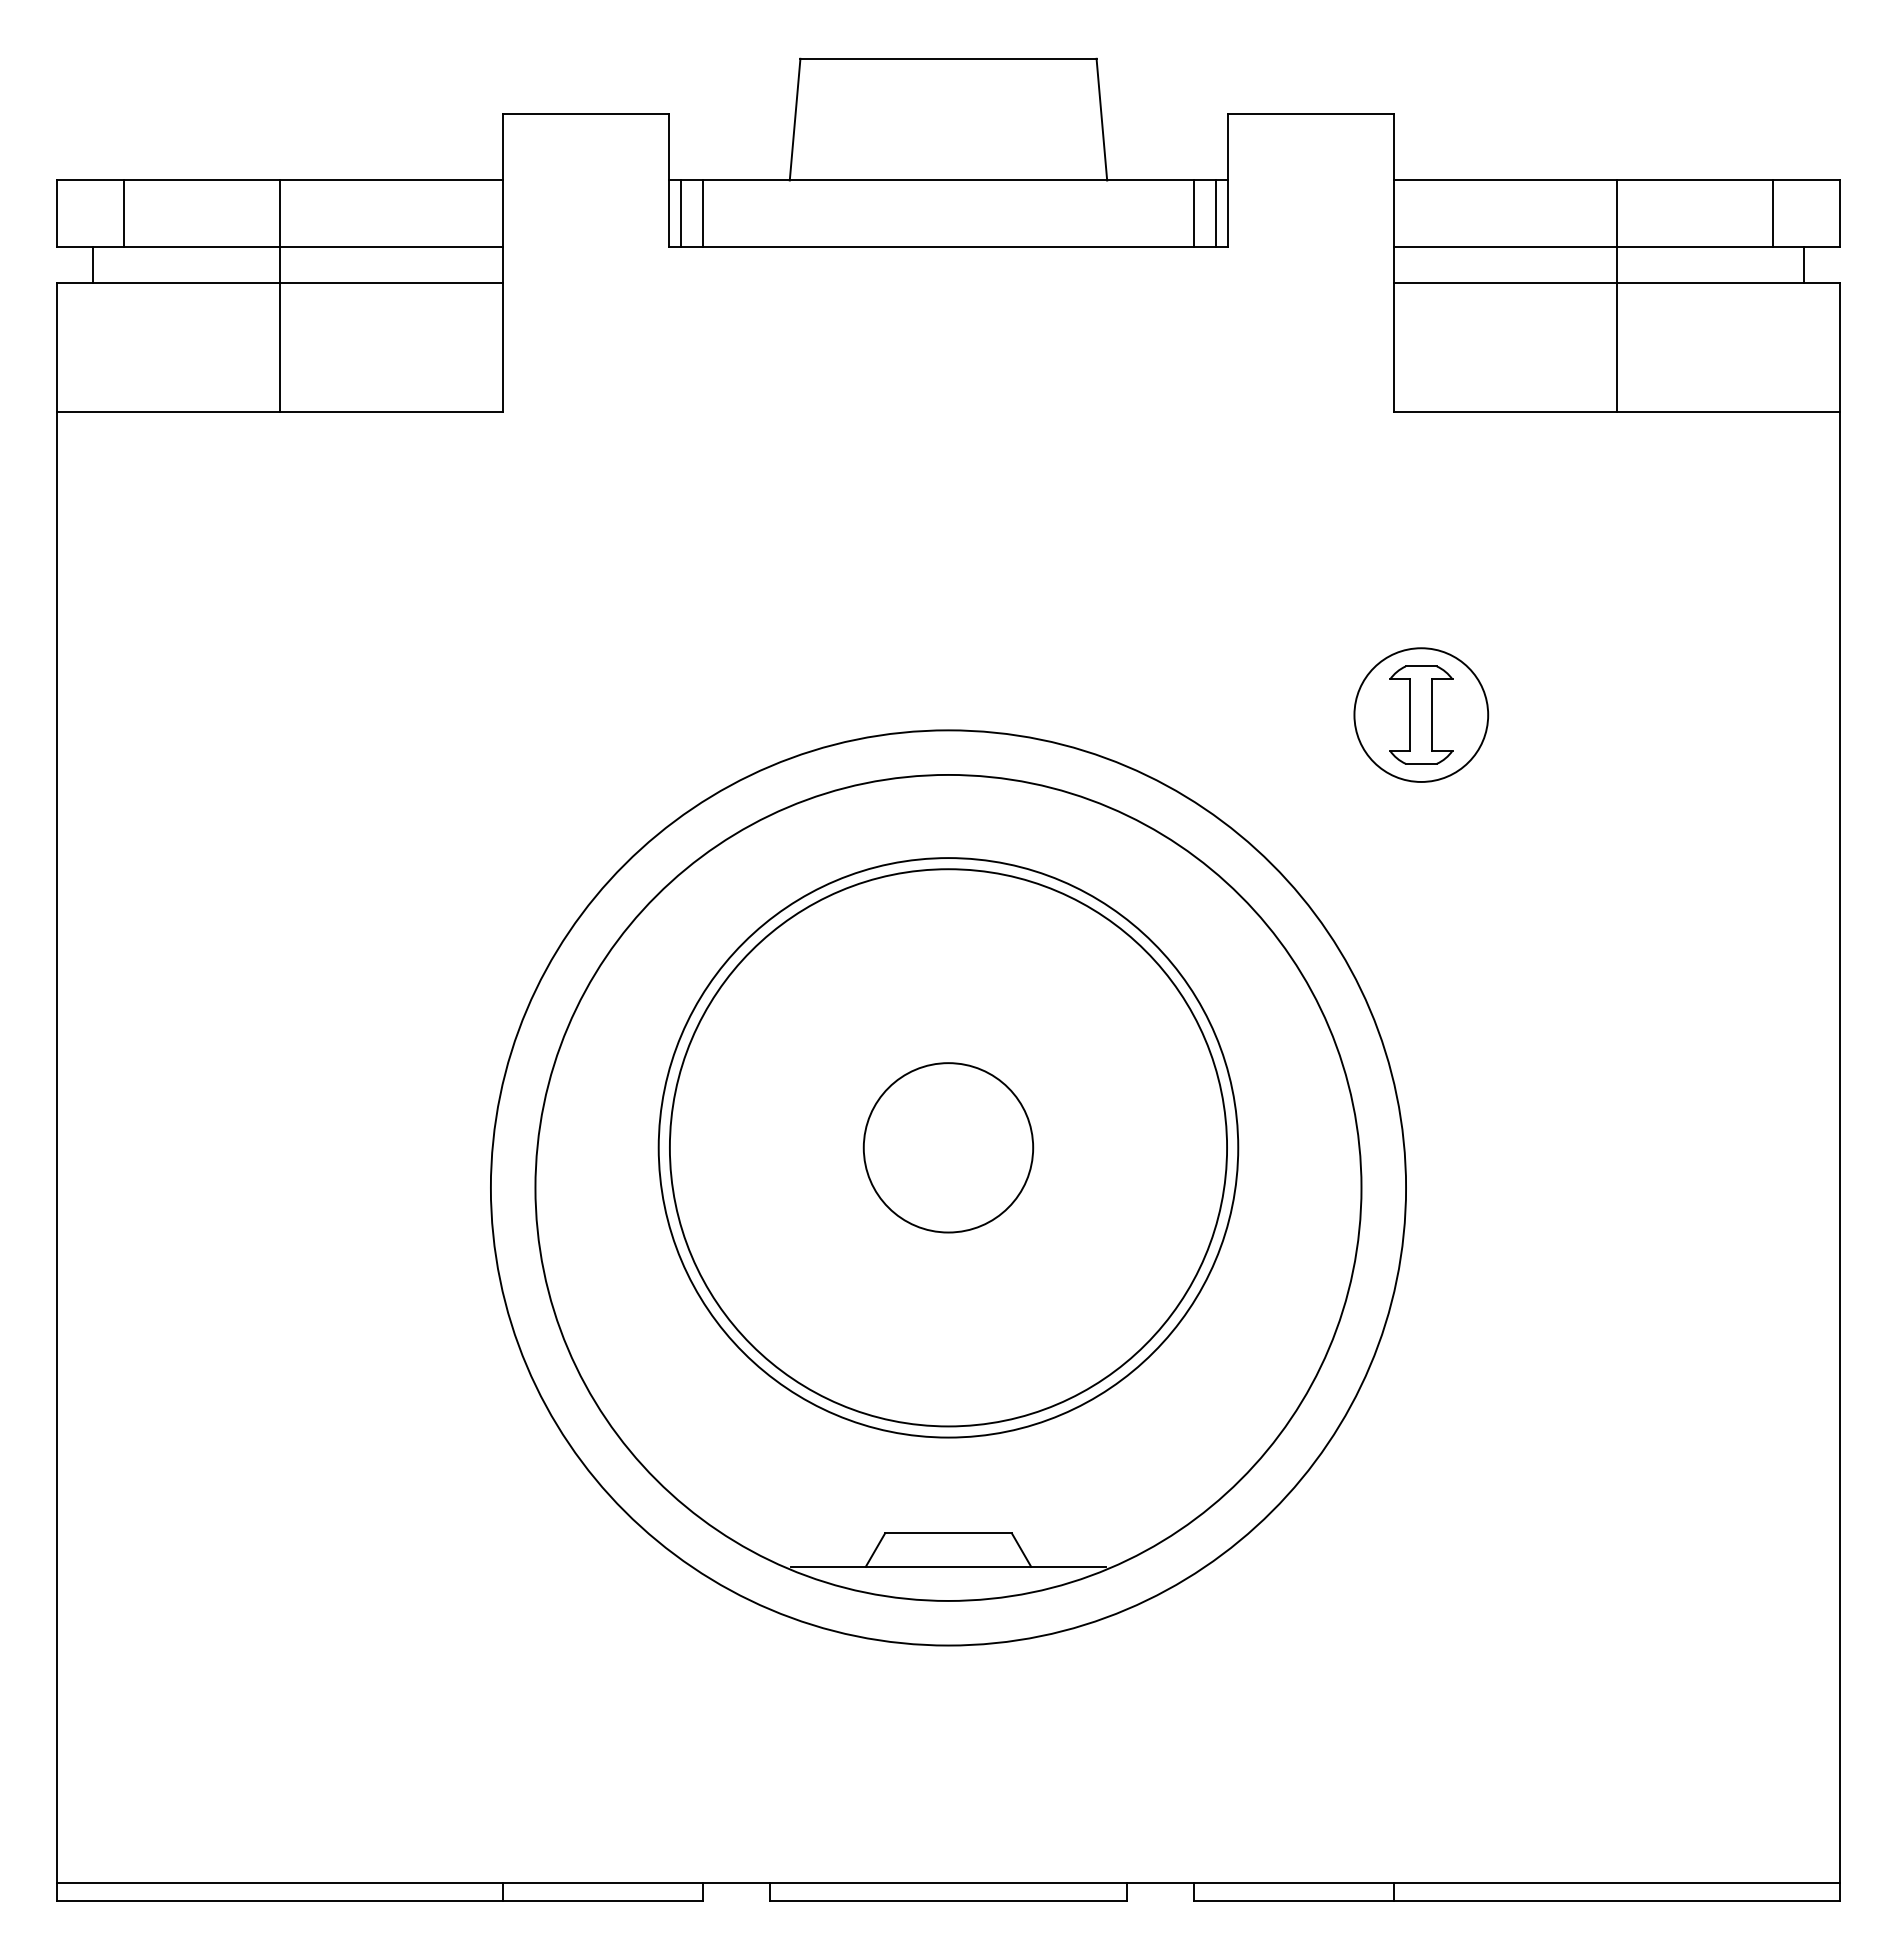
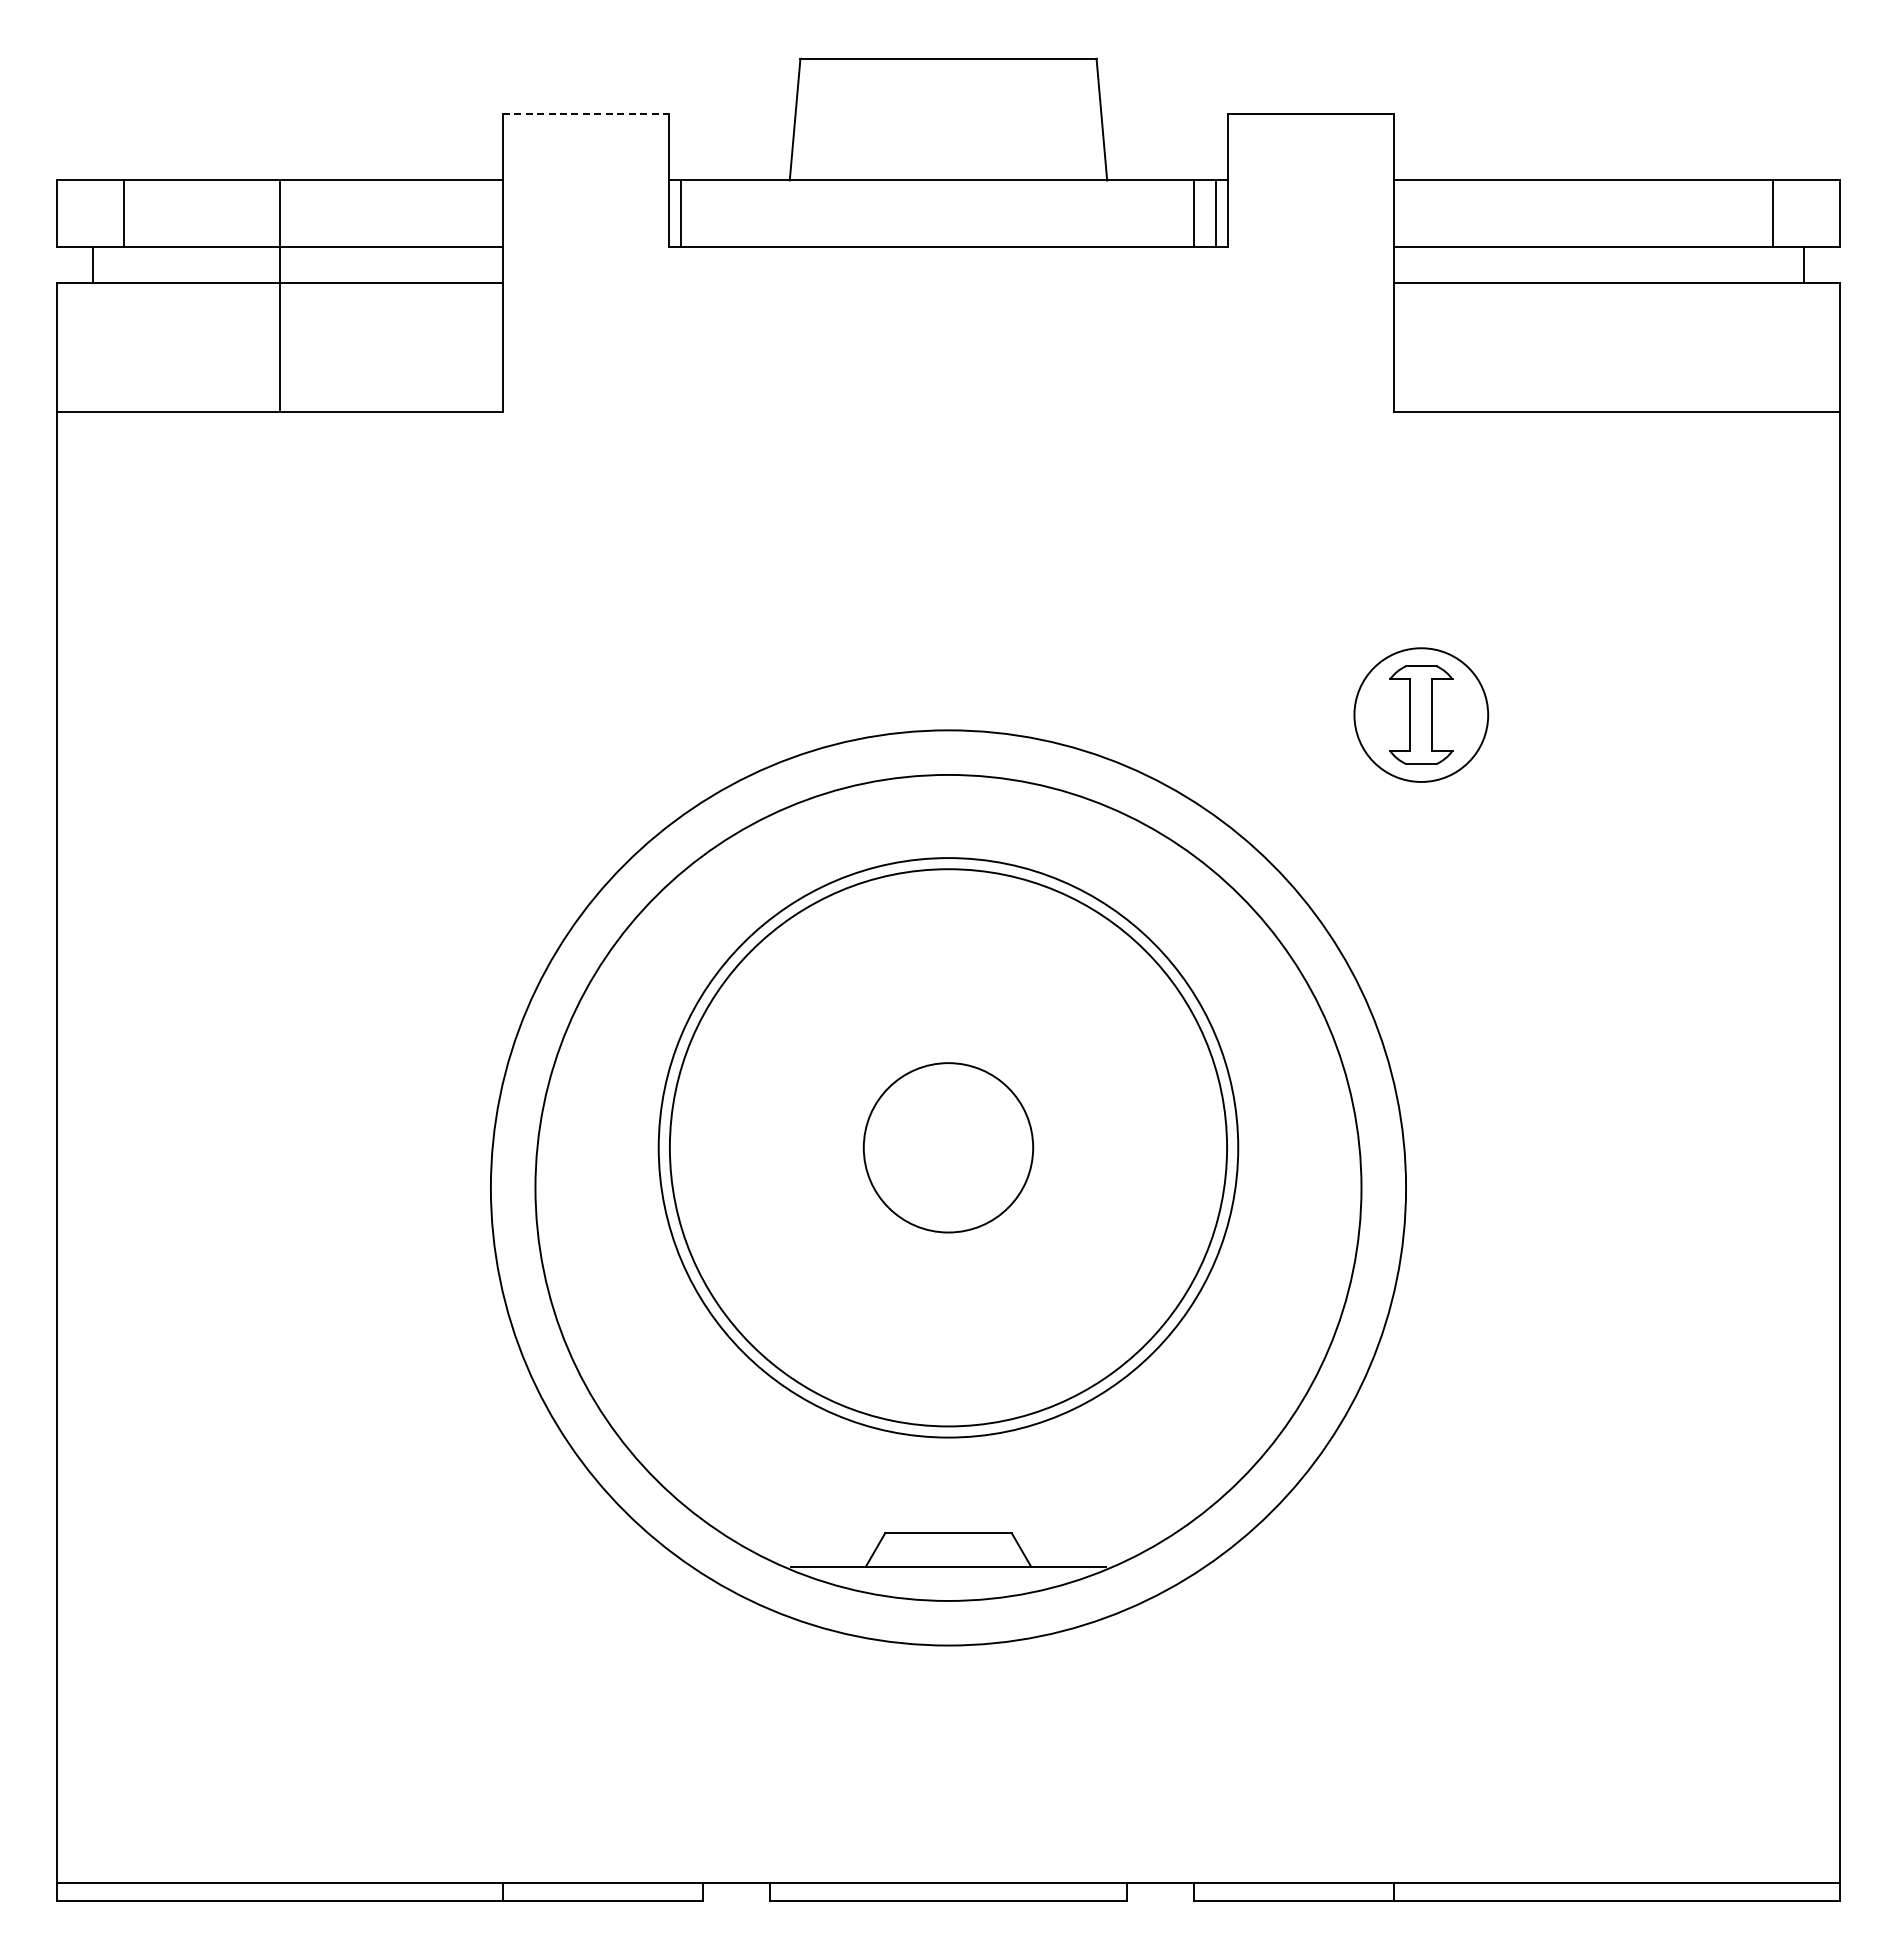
line: solid -> dashed (586, 113)
line: present -> none (703, 213)
line: present -> none (1617, 296)
